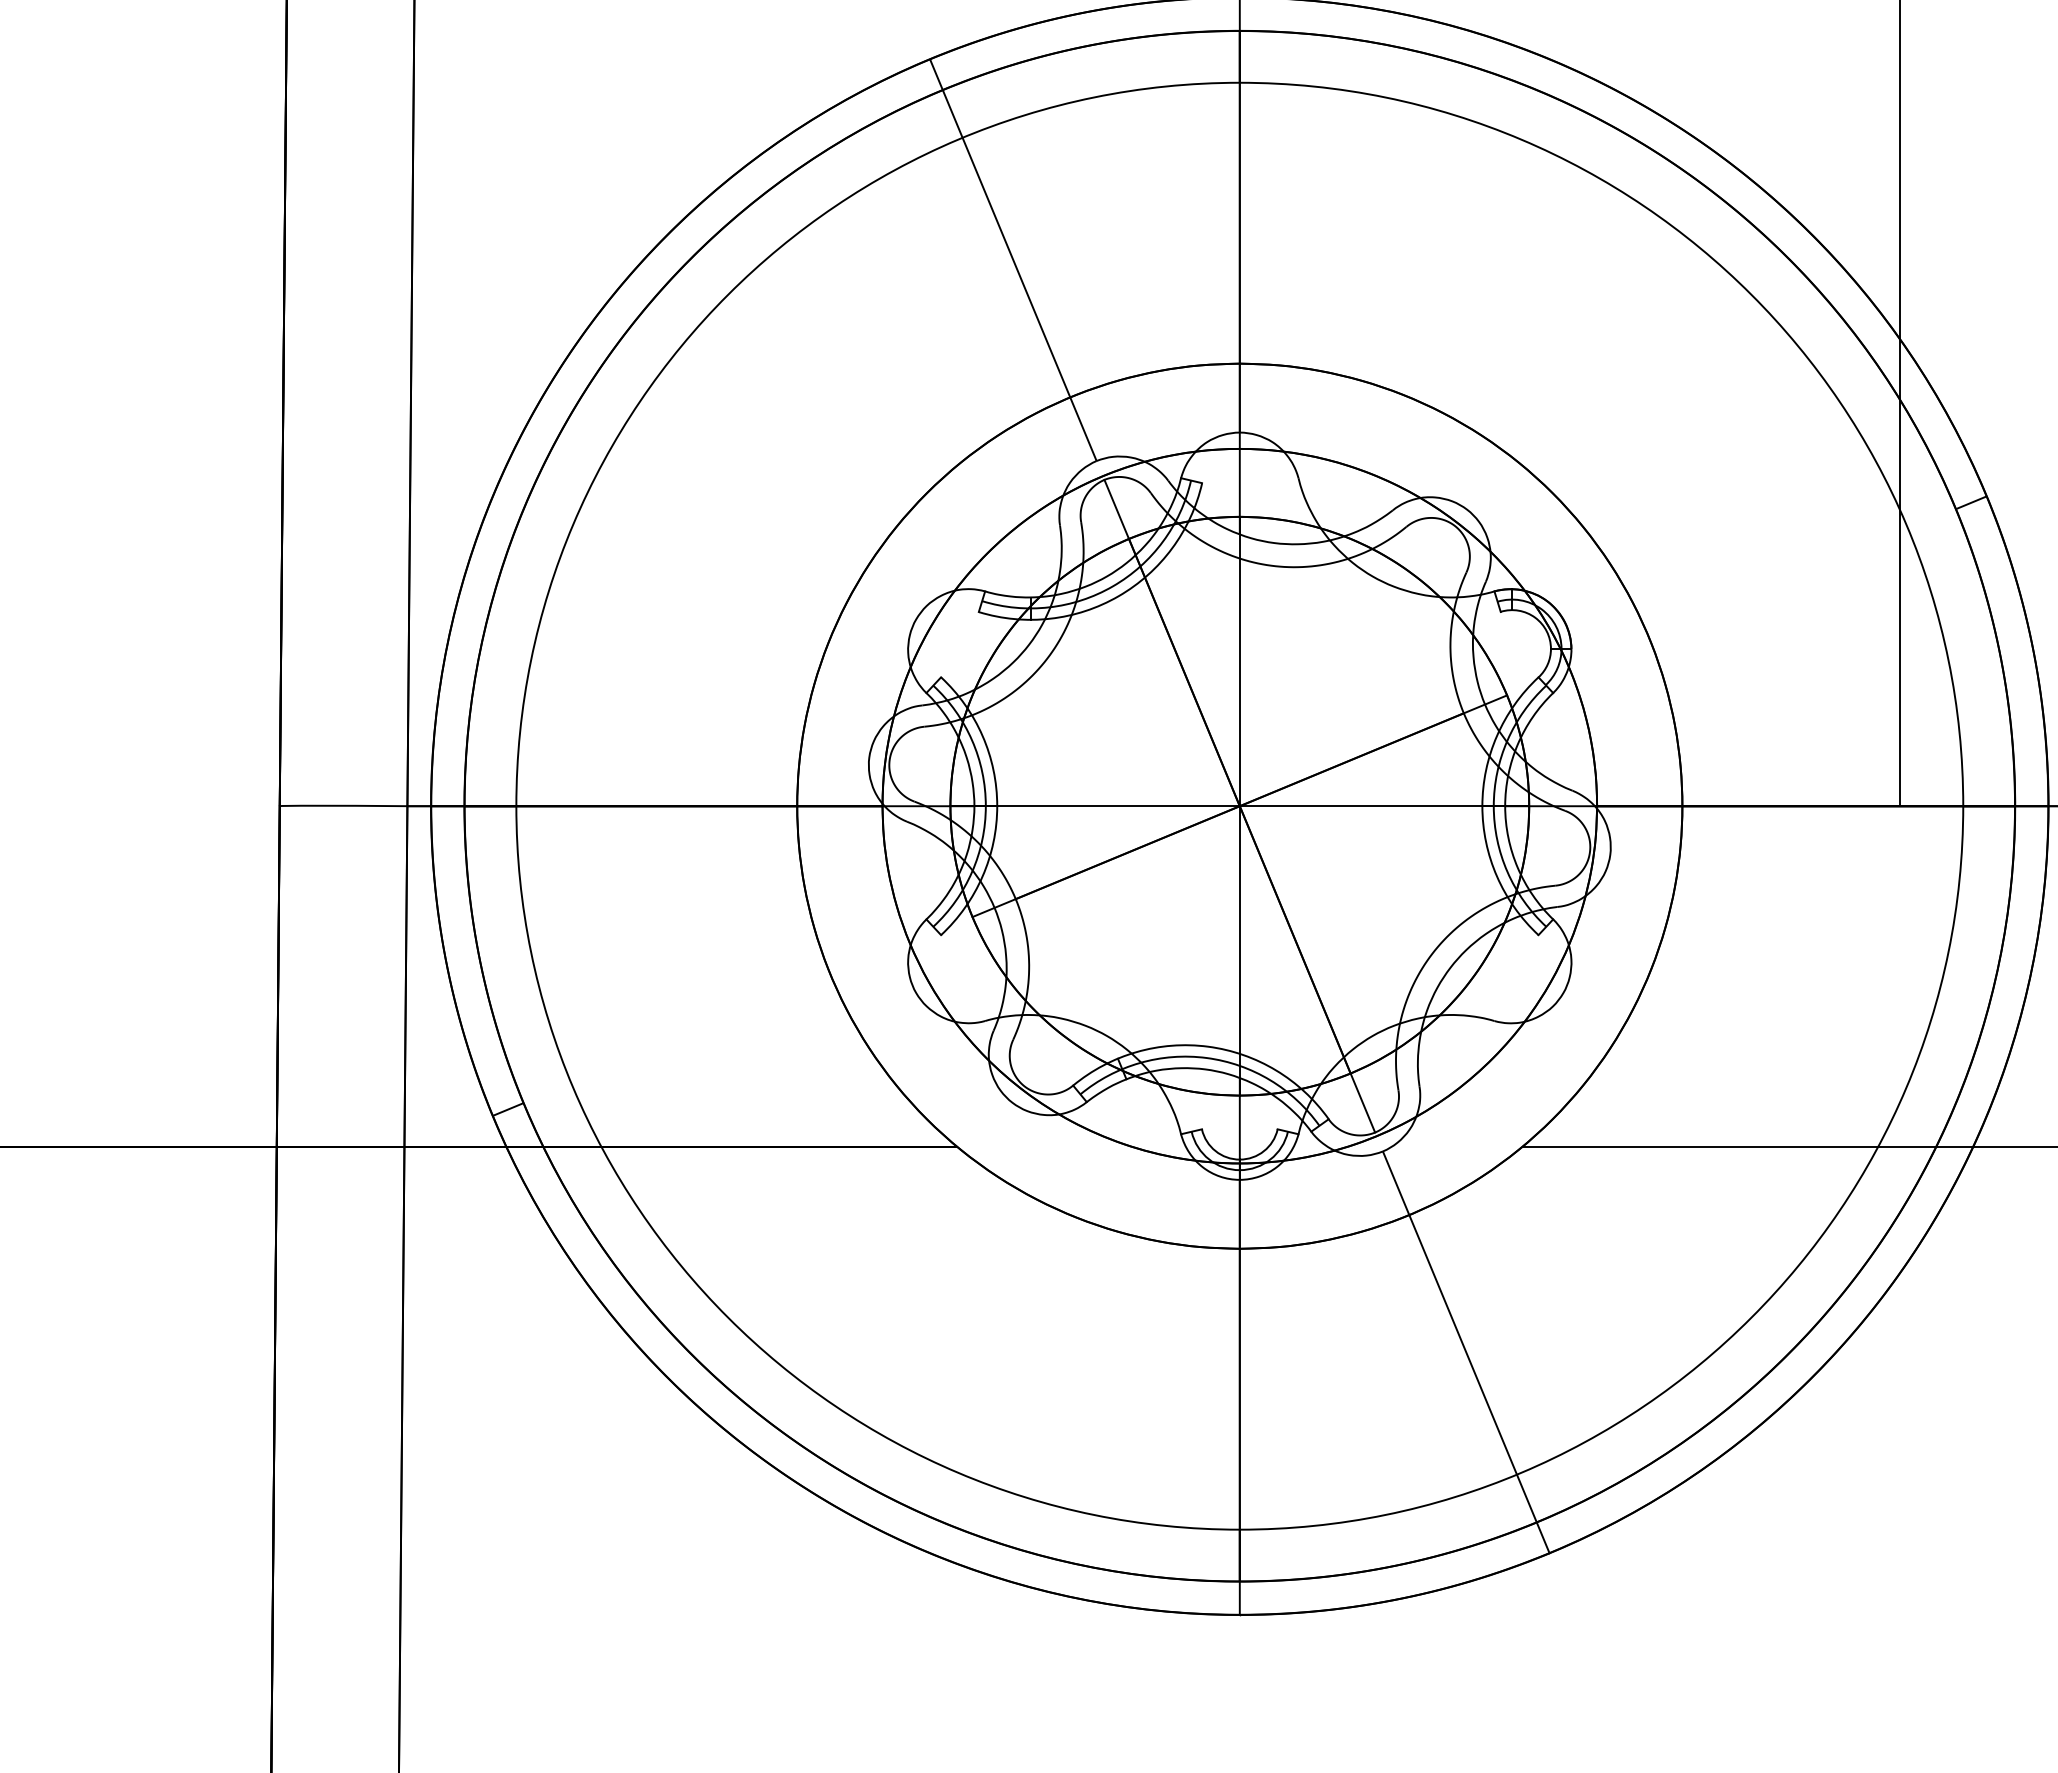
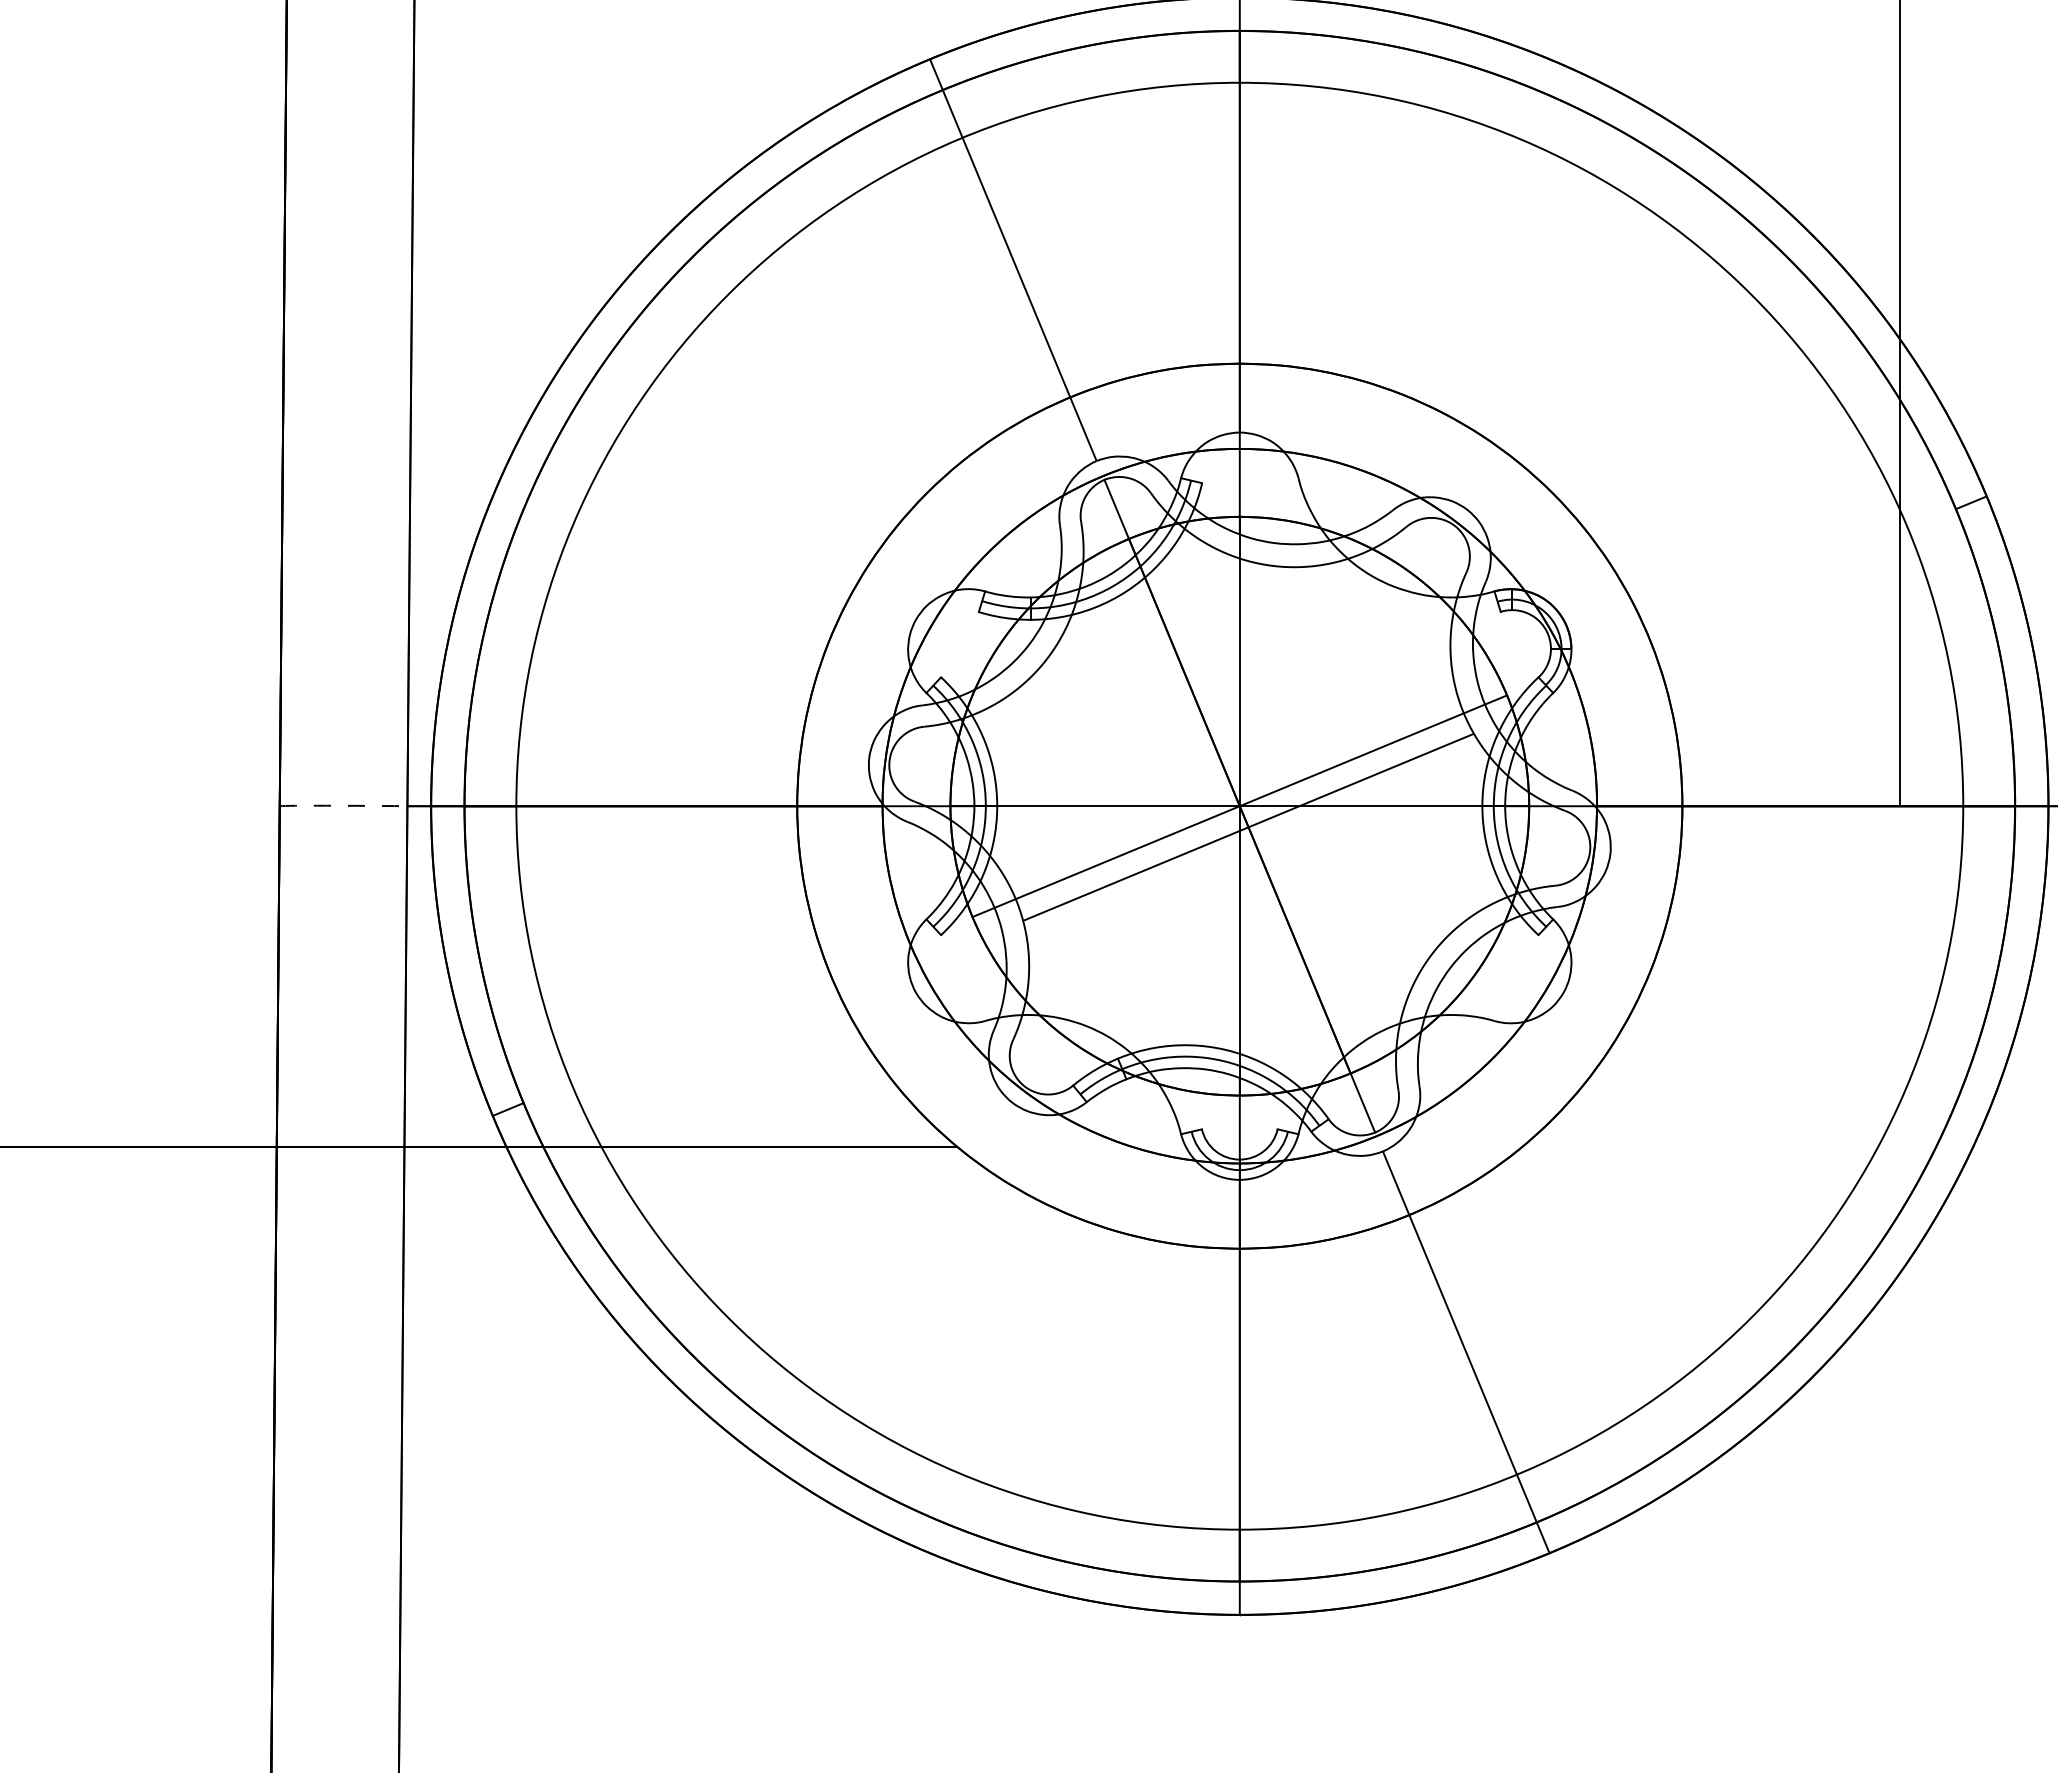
arc: solid -> dashed (339, 805)
line position: (1239, 806) -> (1248, 827) (1248, 827)
line: present -> none (1788, 1146)
